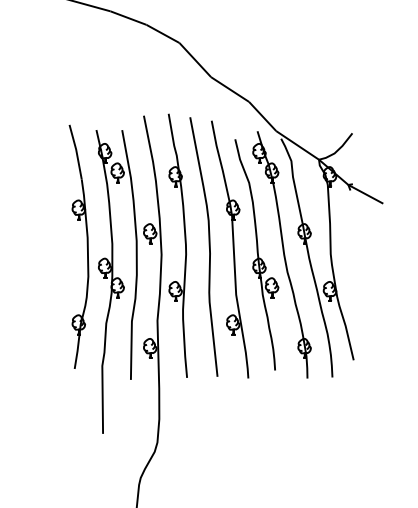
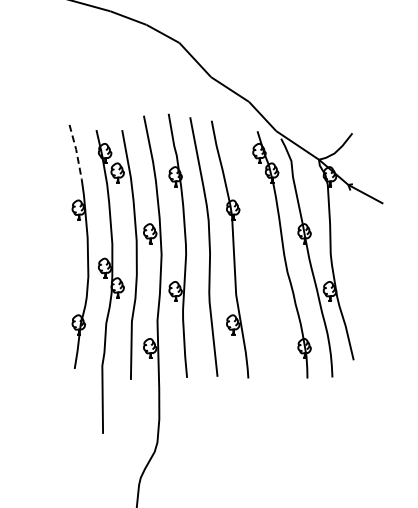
line: solid -> dashed (76, 151)
part: present -> none (256, 254)
